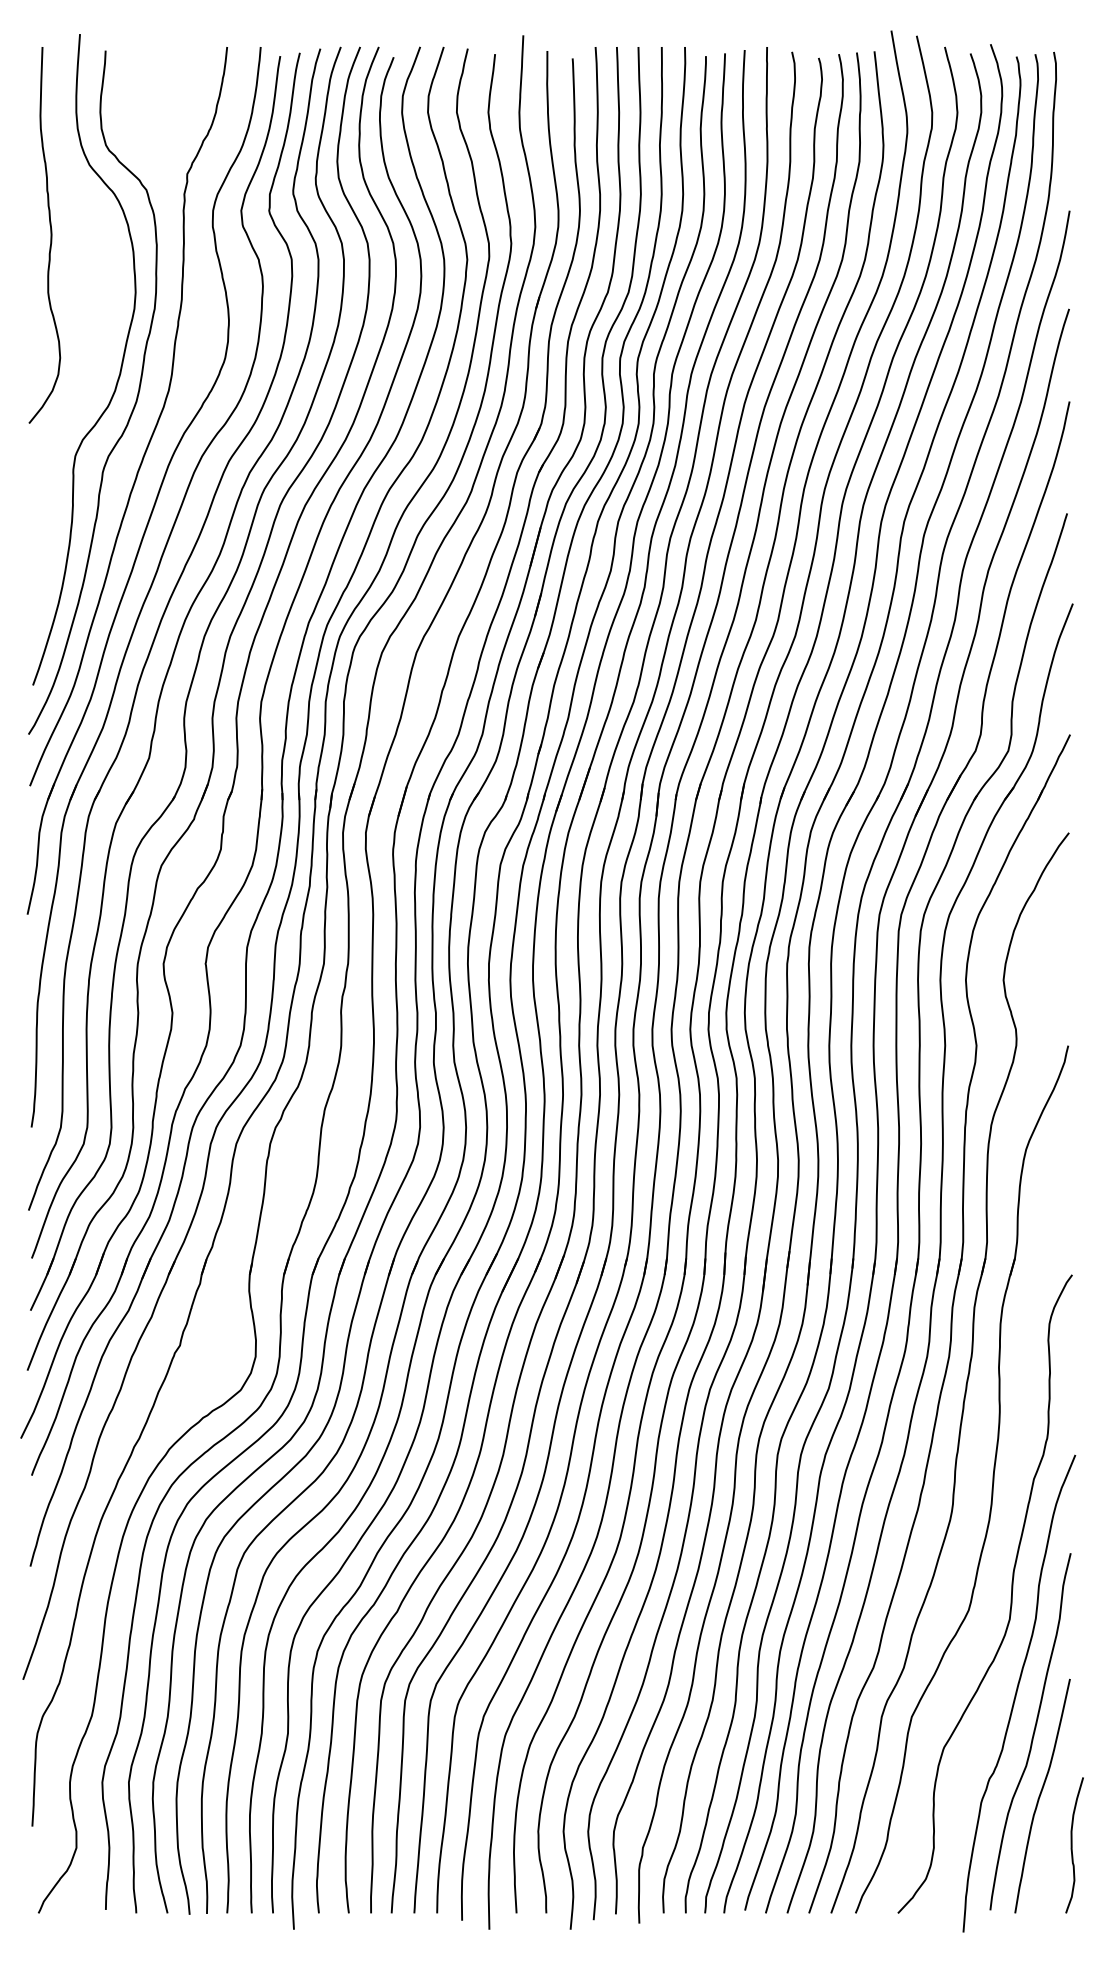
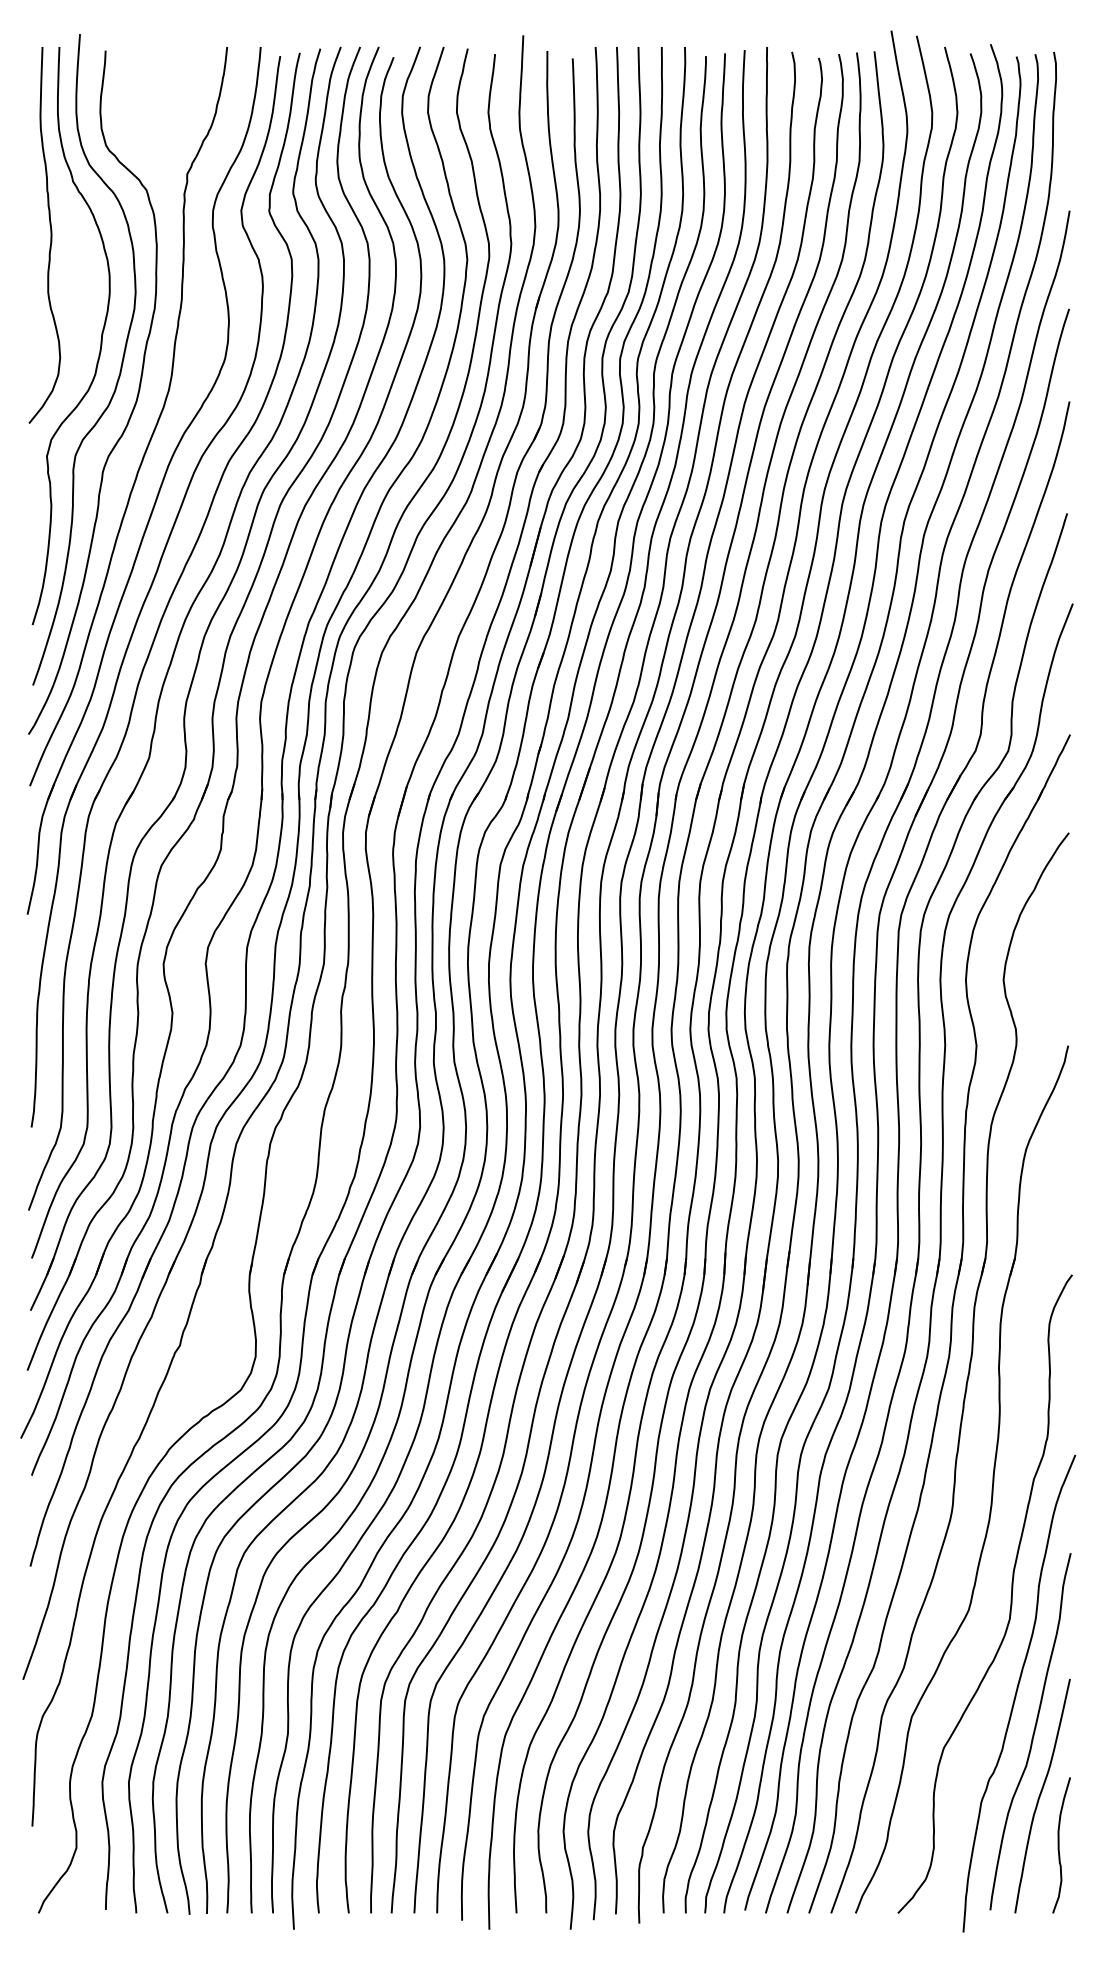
curve: none -> present (100, 339)
curve position: (1072, 1845) -> (1059, 1845) (1059, 1845)
